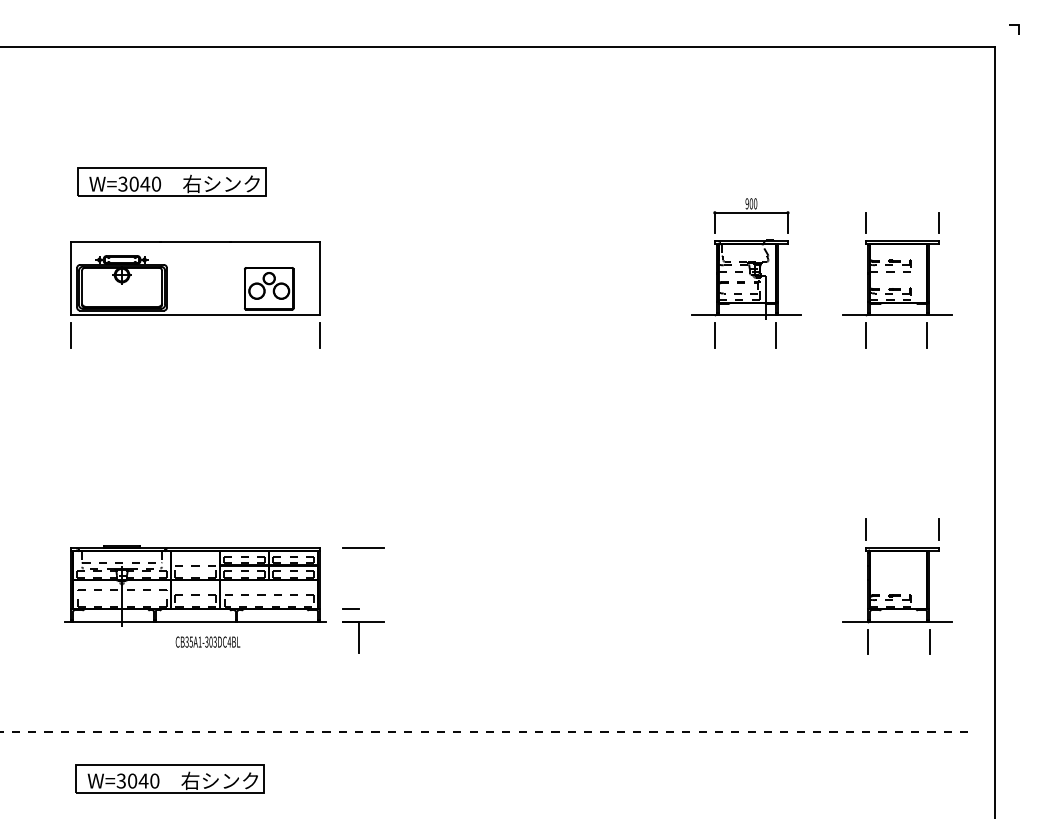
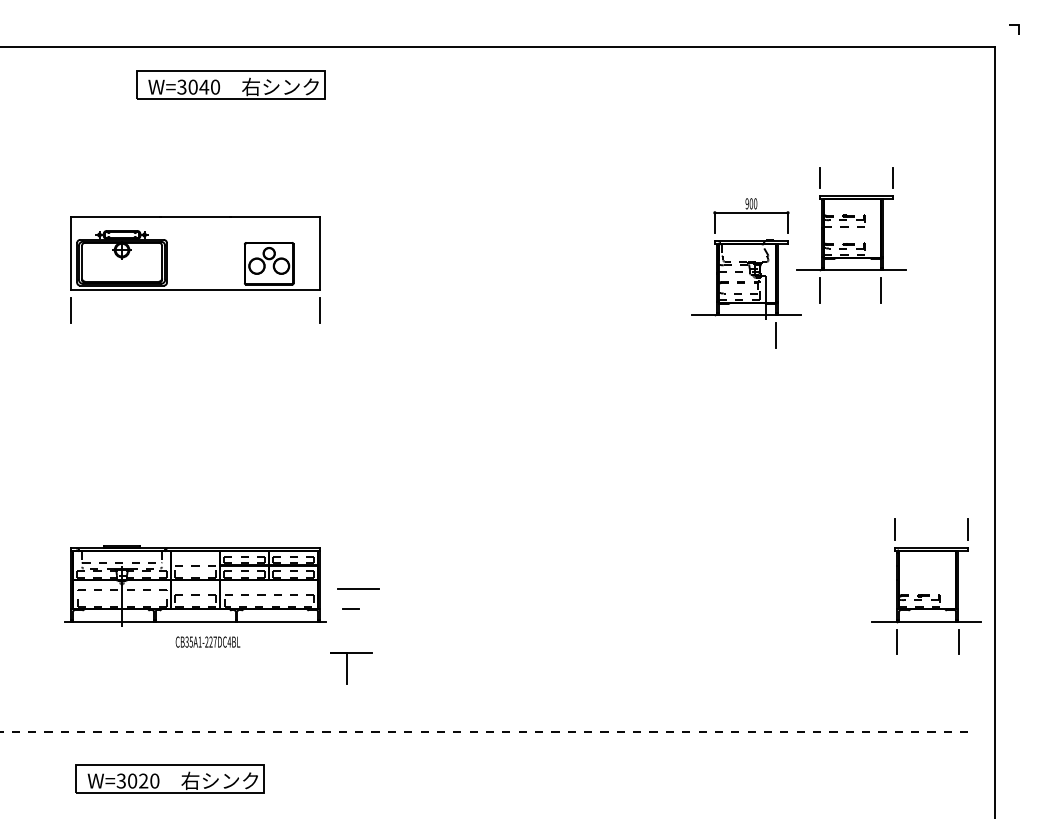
part position: (171, 181) -> (230, 84) (230, 84)
part position: (897, 280) -> (851, 235) (851, 235)
part position: (195, 294) -> (195, 269) (195, 269)
line: present -> none (714, 335)
line position: (363, 547) -> (358, 588) (358, 588)
part position: (897, 586) -> (926, 586) (926, 586)
part position: (363, 637) -> (351, 668) (351, 668)
text: CB35A1-303DC4BL -> CB35A1-227DC4BL (210, 641)
text: W=3040 -> W=3020 (143, 780)
